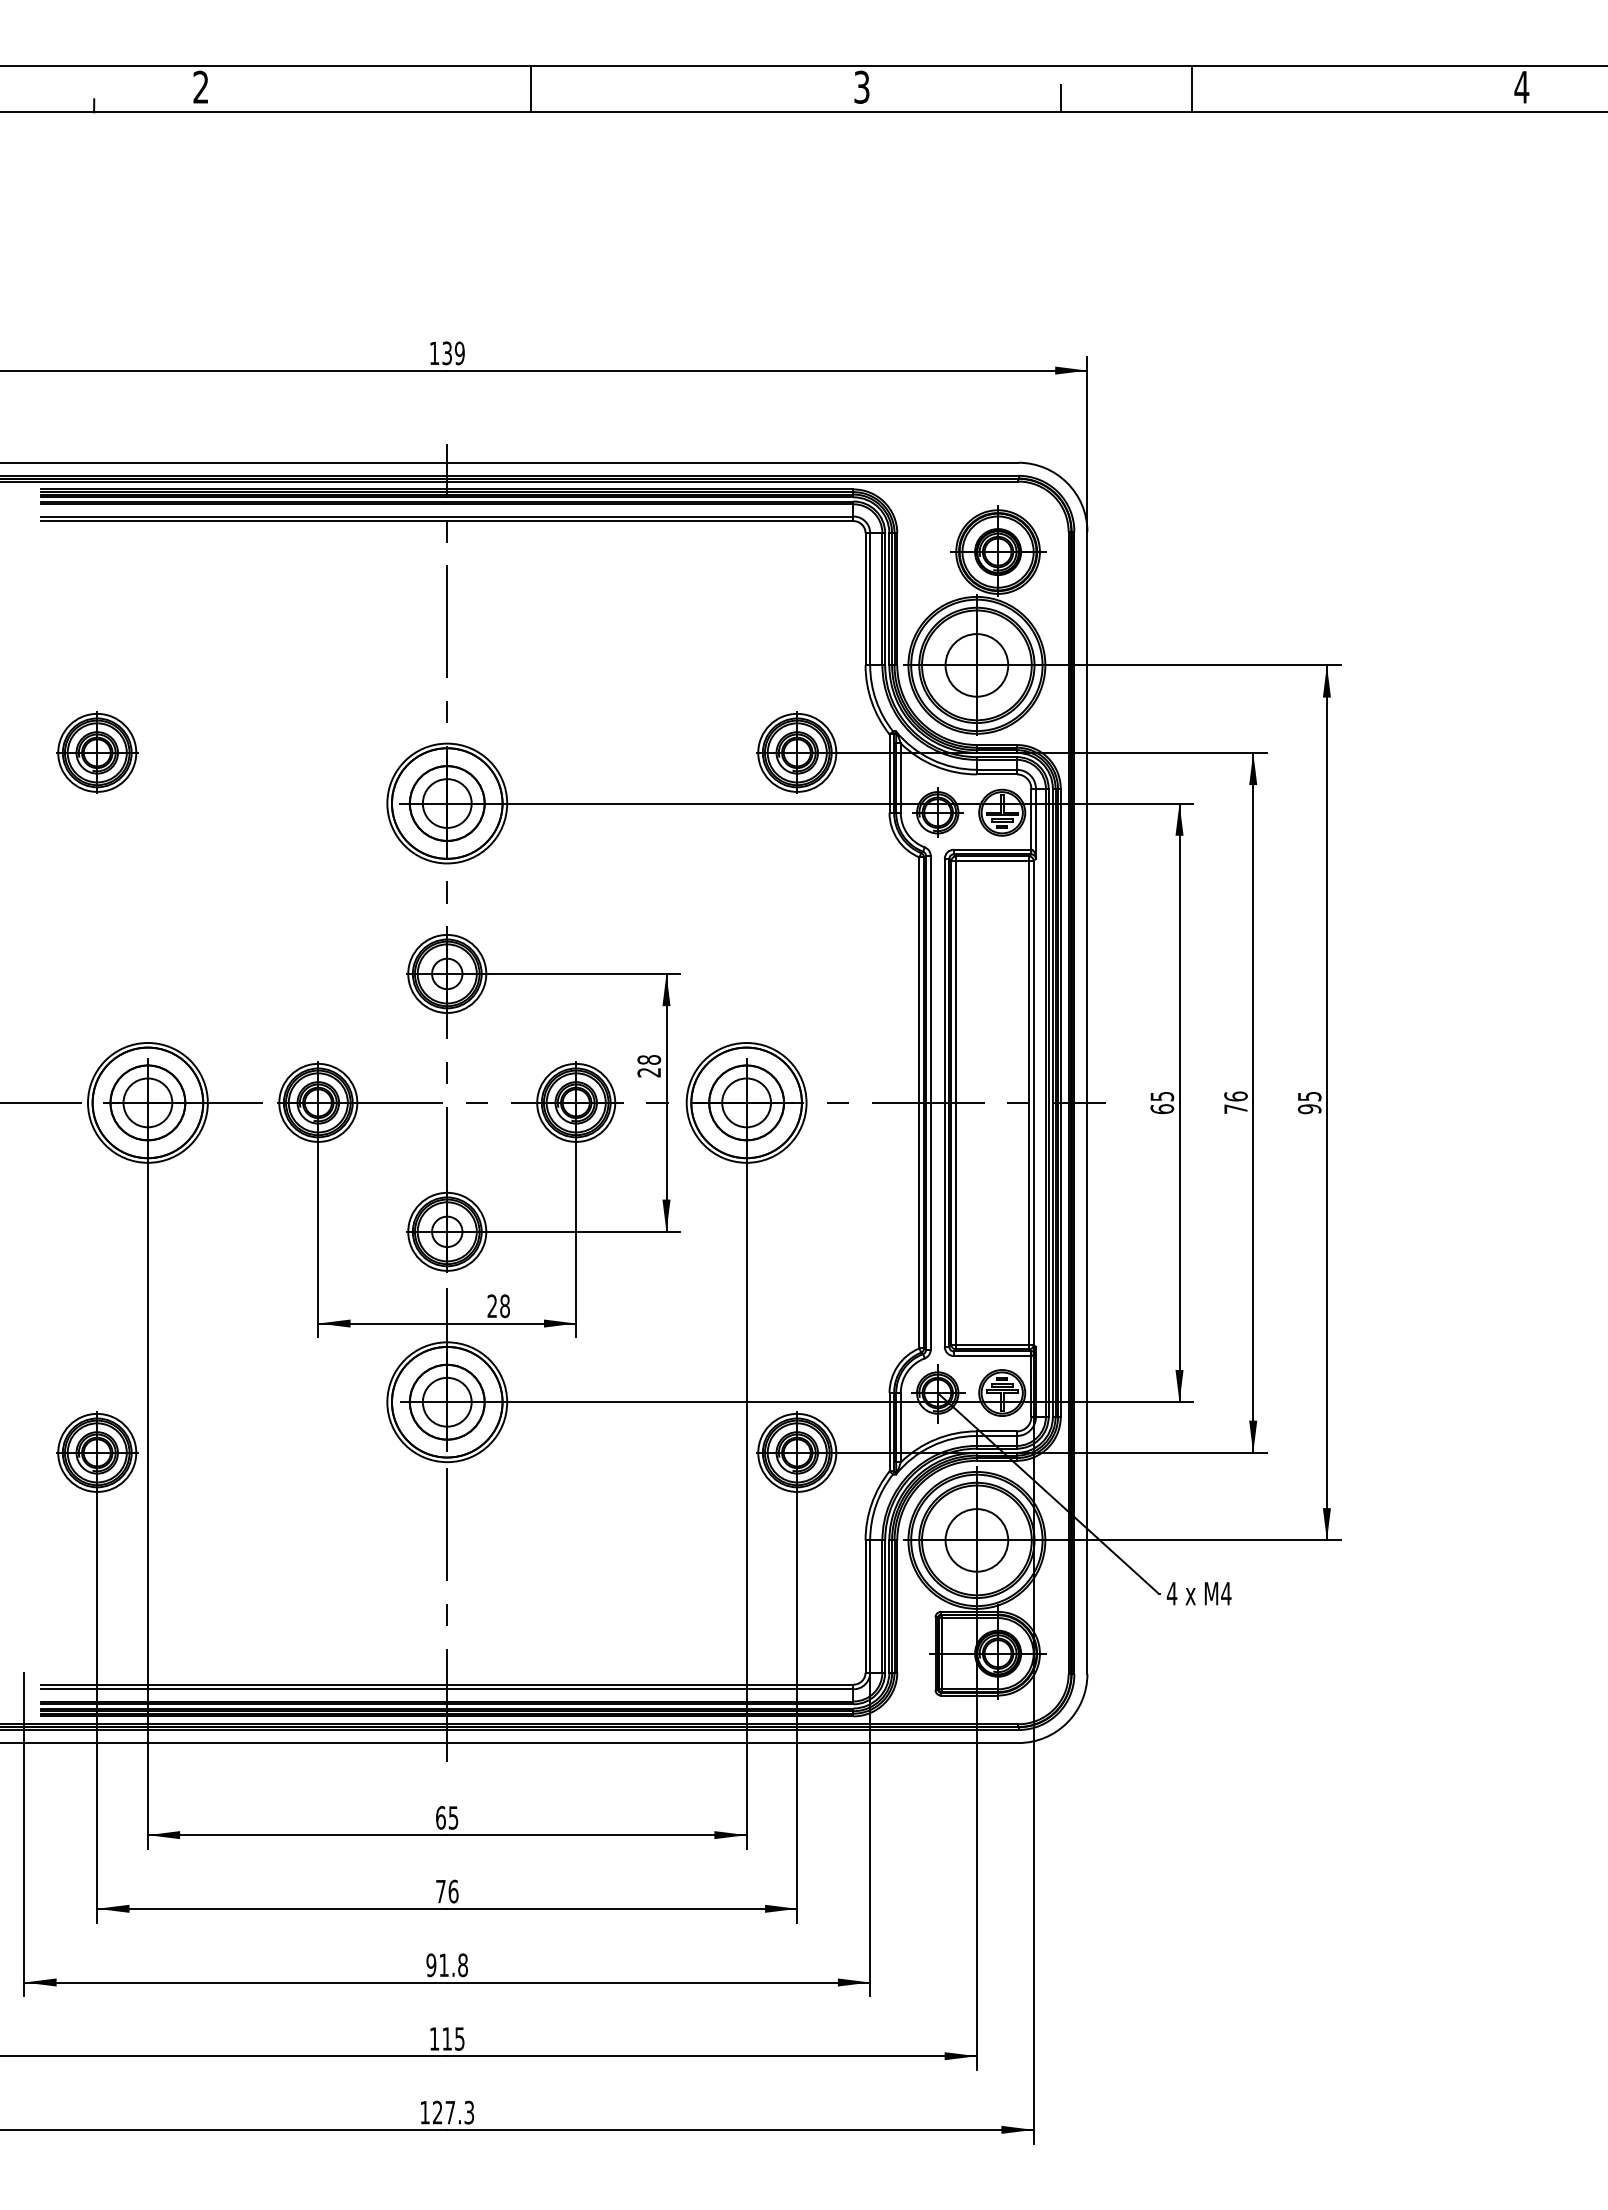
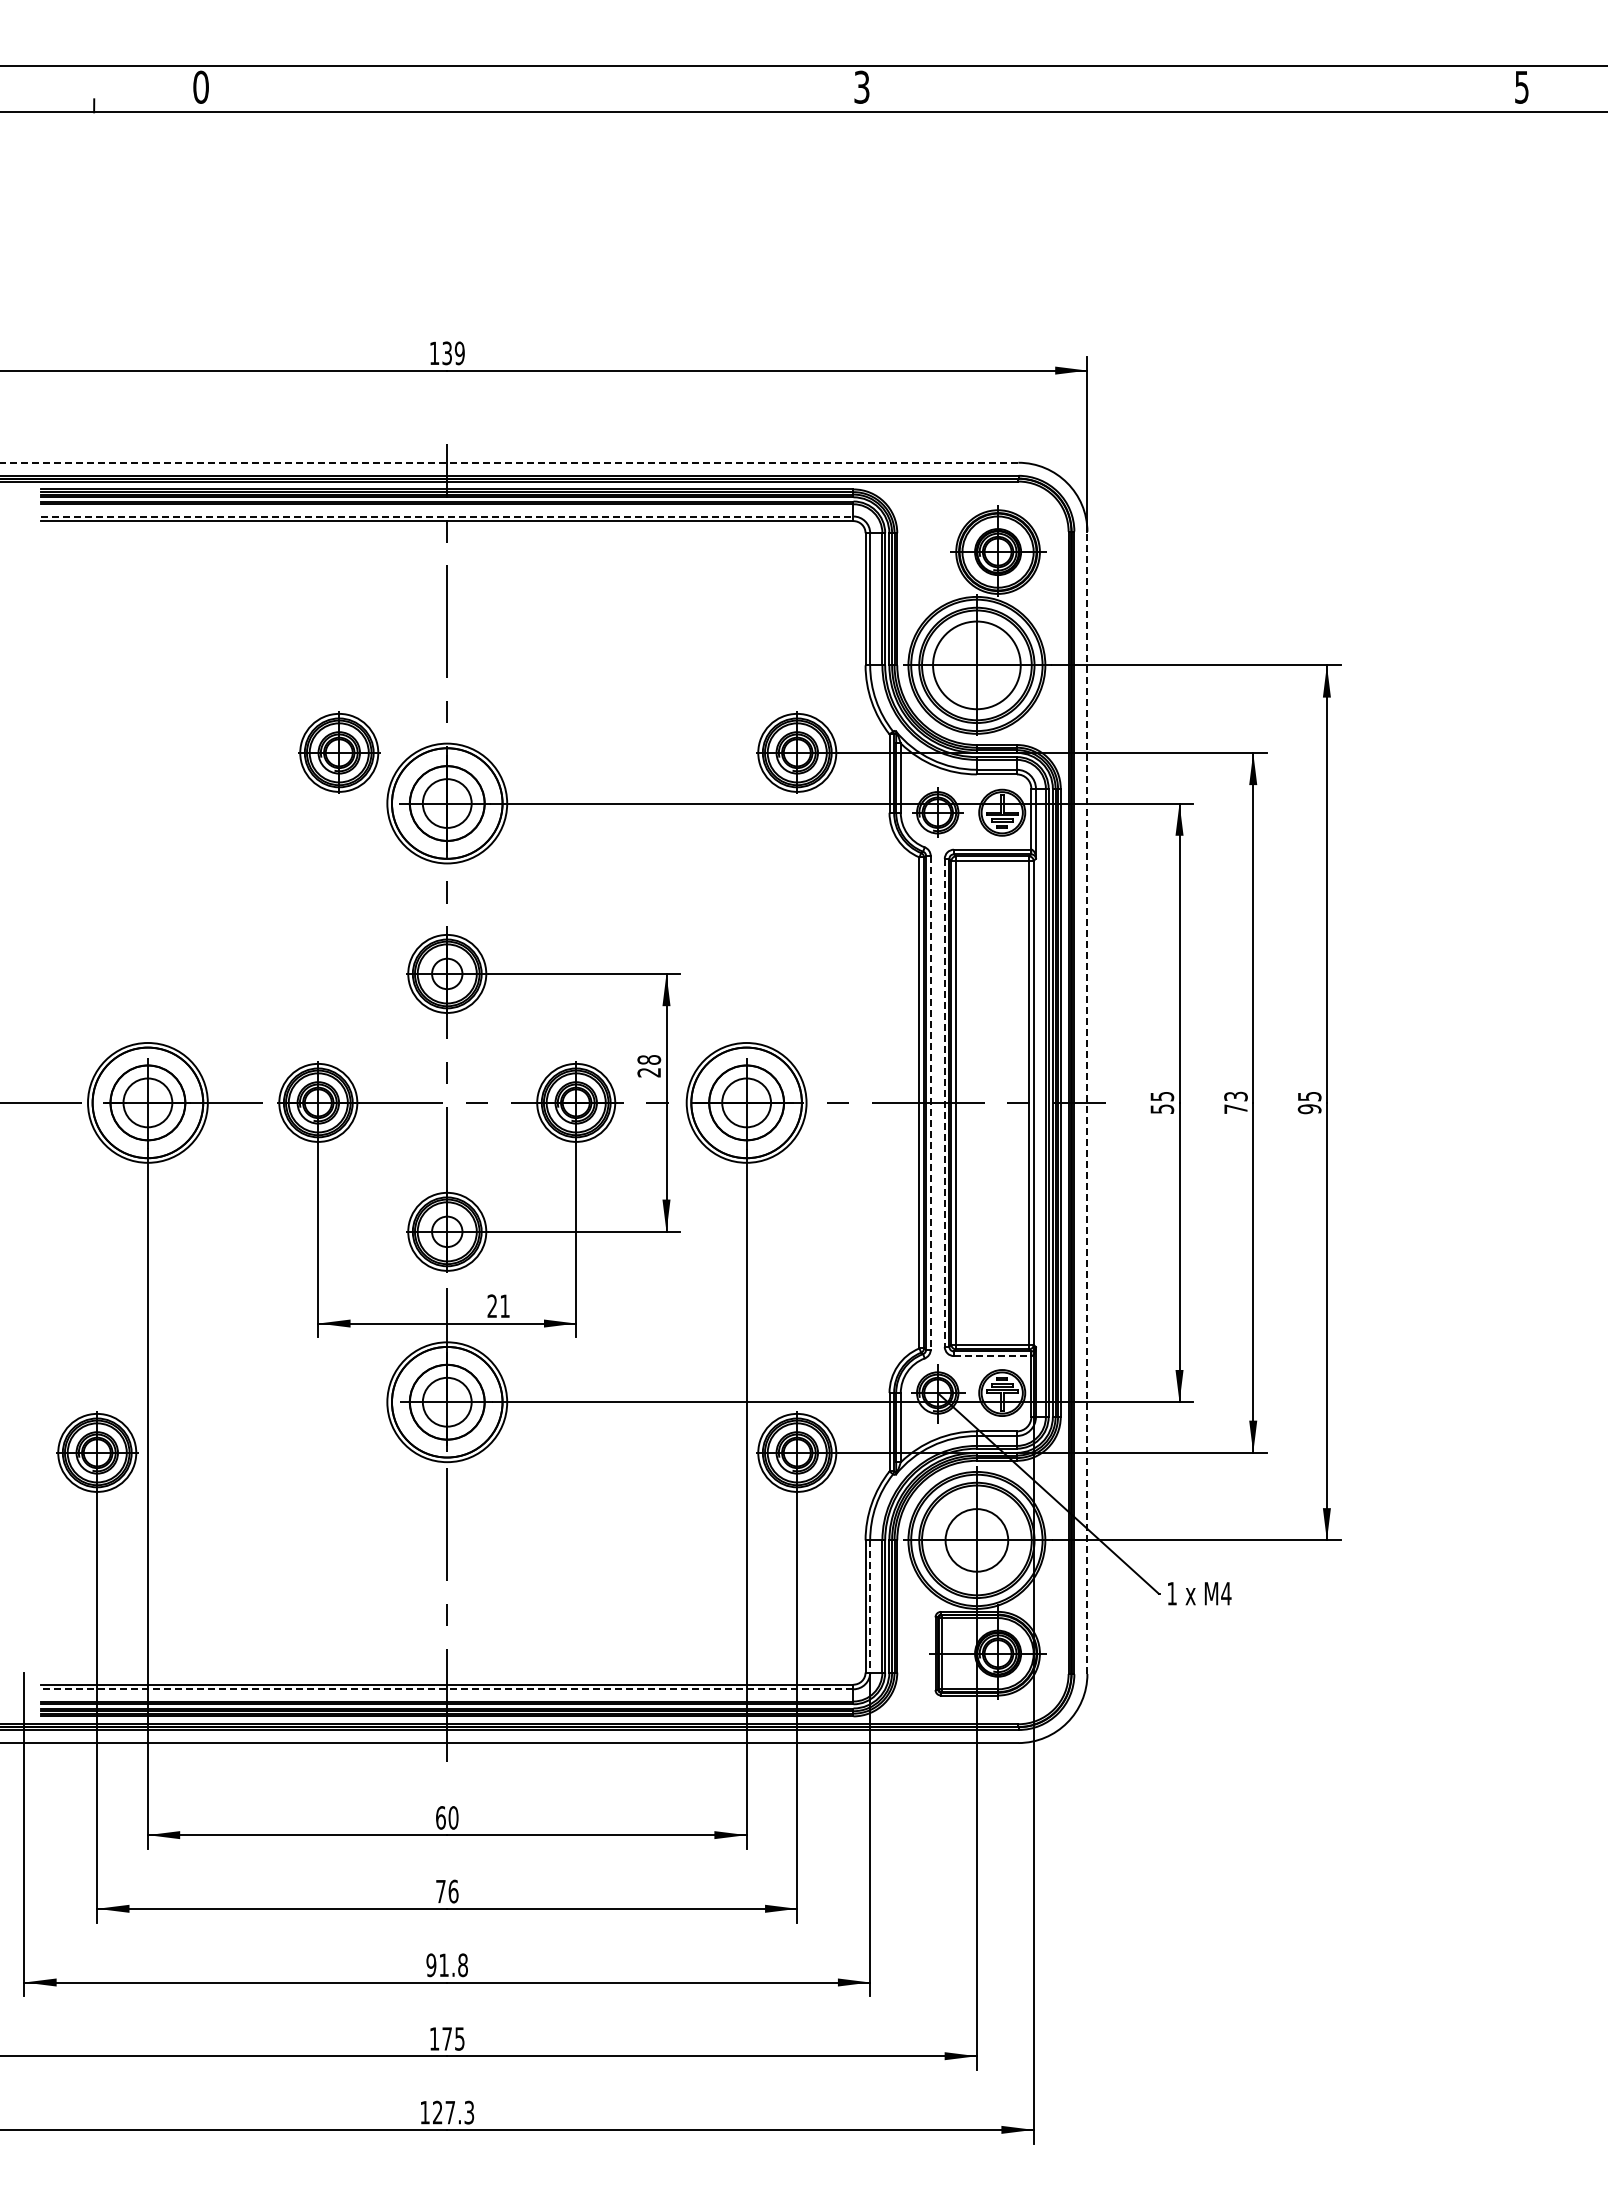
text: 2 -> 0 (200, 86)
text: 4 -> 5 (1521, 87)
line: present -> none (531, 89)
line: present -> none (1192, 89)
line: present -> none (1061, 98)
line: solid -> dashed (508, 462)
line: solid -> dashed (447, 516)
circle diameter: 63 px -> 88 px (976, 665)
part position: (97, 752) -> (339, 752) (339, 752)
text: 76 -> 73 (1235, 1096)
line: solid -> dashed (930, 1102)
line: solid -> dashed (944, 1102)
line: solid -> dashed (1087, 1102)
text: 65 -> 55 (1162, 1109)
text: 28 -> 21 (504, 1306)
line: solid -> dashed (992, 1356)
text: 4 -> 1 (1171, 1593)
line: solid -> dashed (870, 1607)
line: solid -> dashed (446, 1689)
text: 65 -> 60 (453, 1817)
text: 115 -> 175 (446, 2038)
